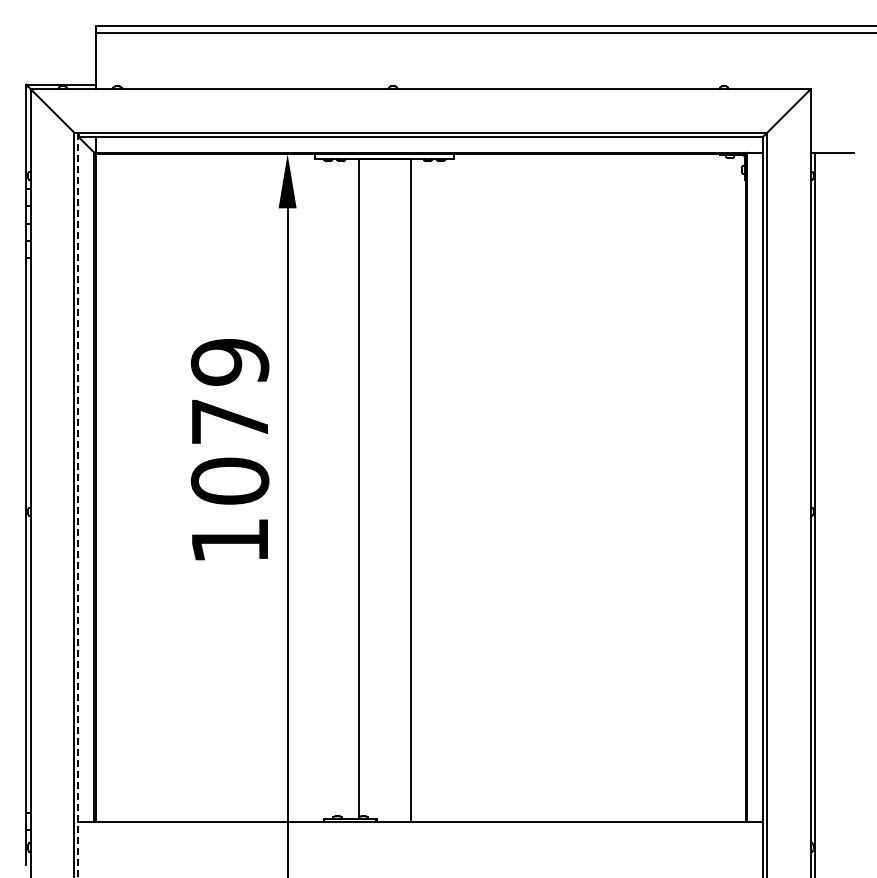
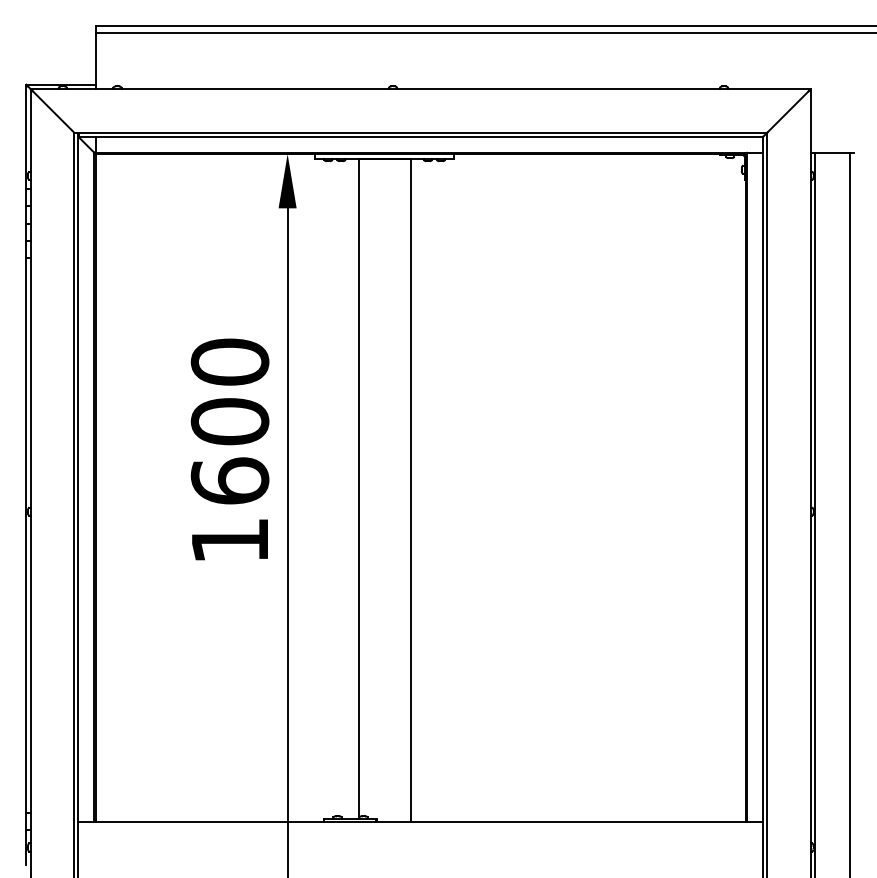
text: 1079 -> 1600 (229, 421)
line: dashed -> solid (78, 505)
line: none -> present (849, 513)
